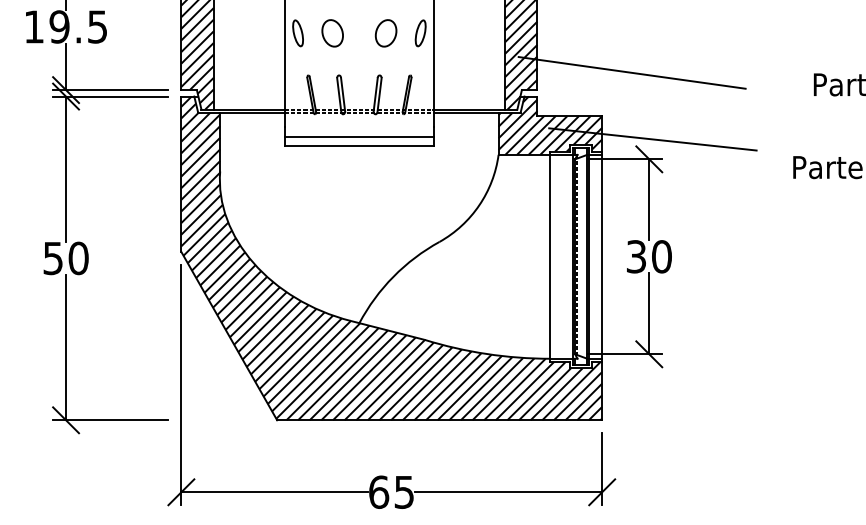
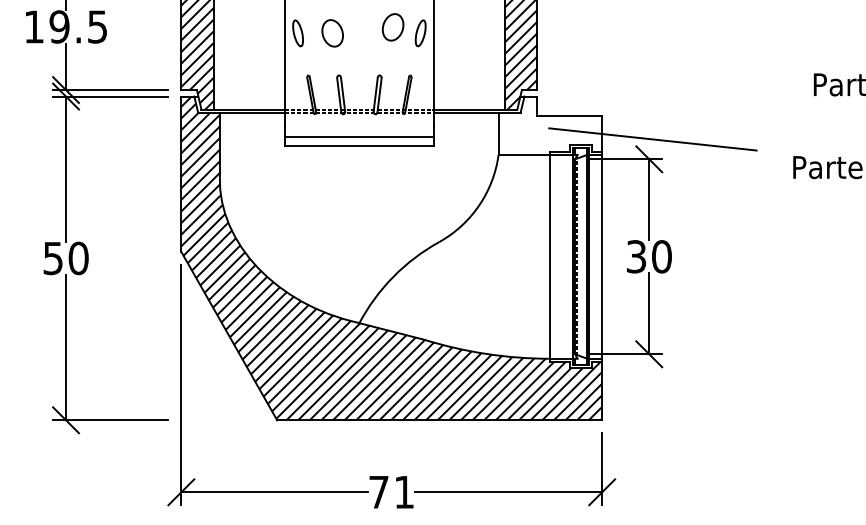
part position: (385, 33) -> (392, 27) (392, 27)
line: present -> none (631, 72)
hatch: present -> none (550, 125)
text: 65 -> 71 (391, 491)
